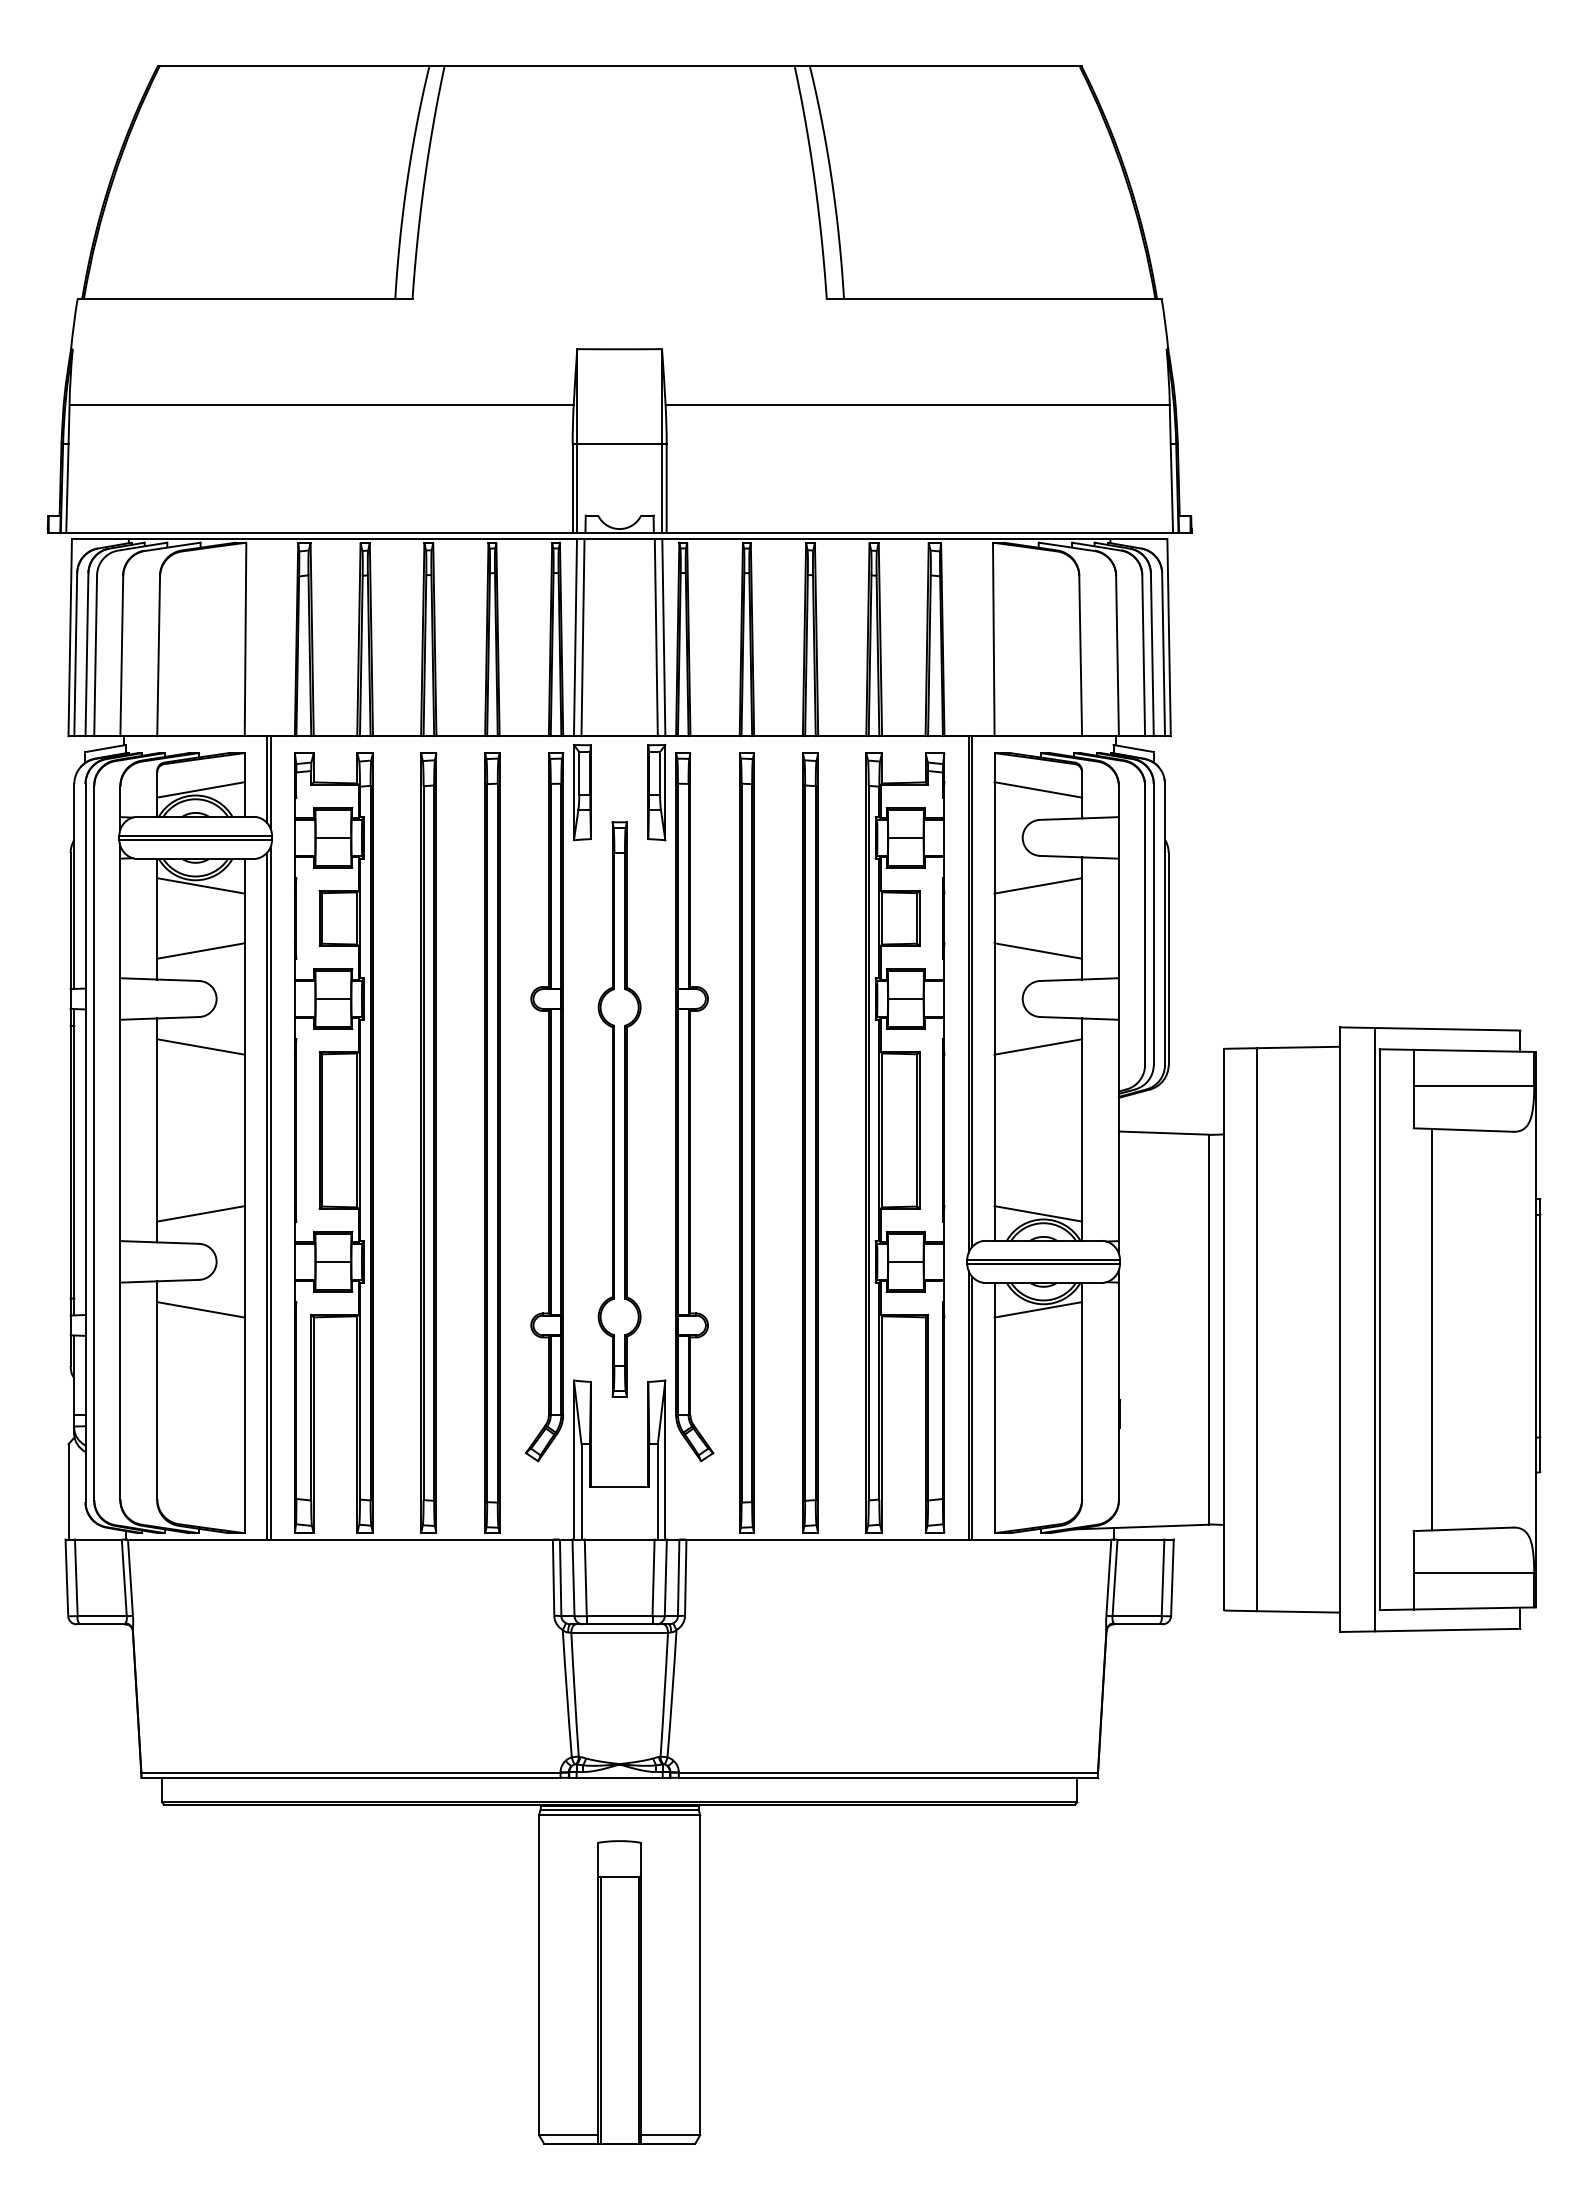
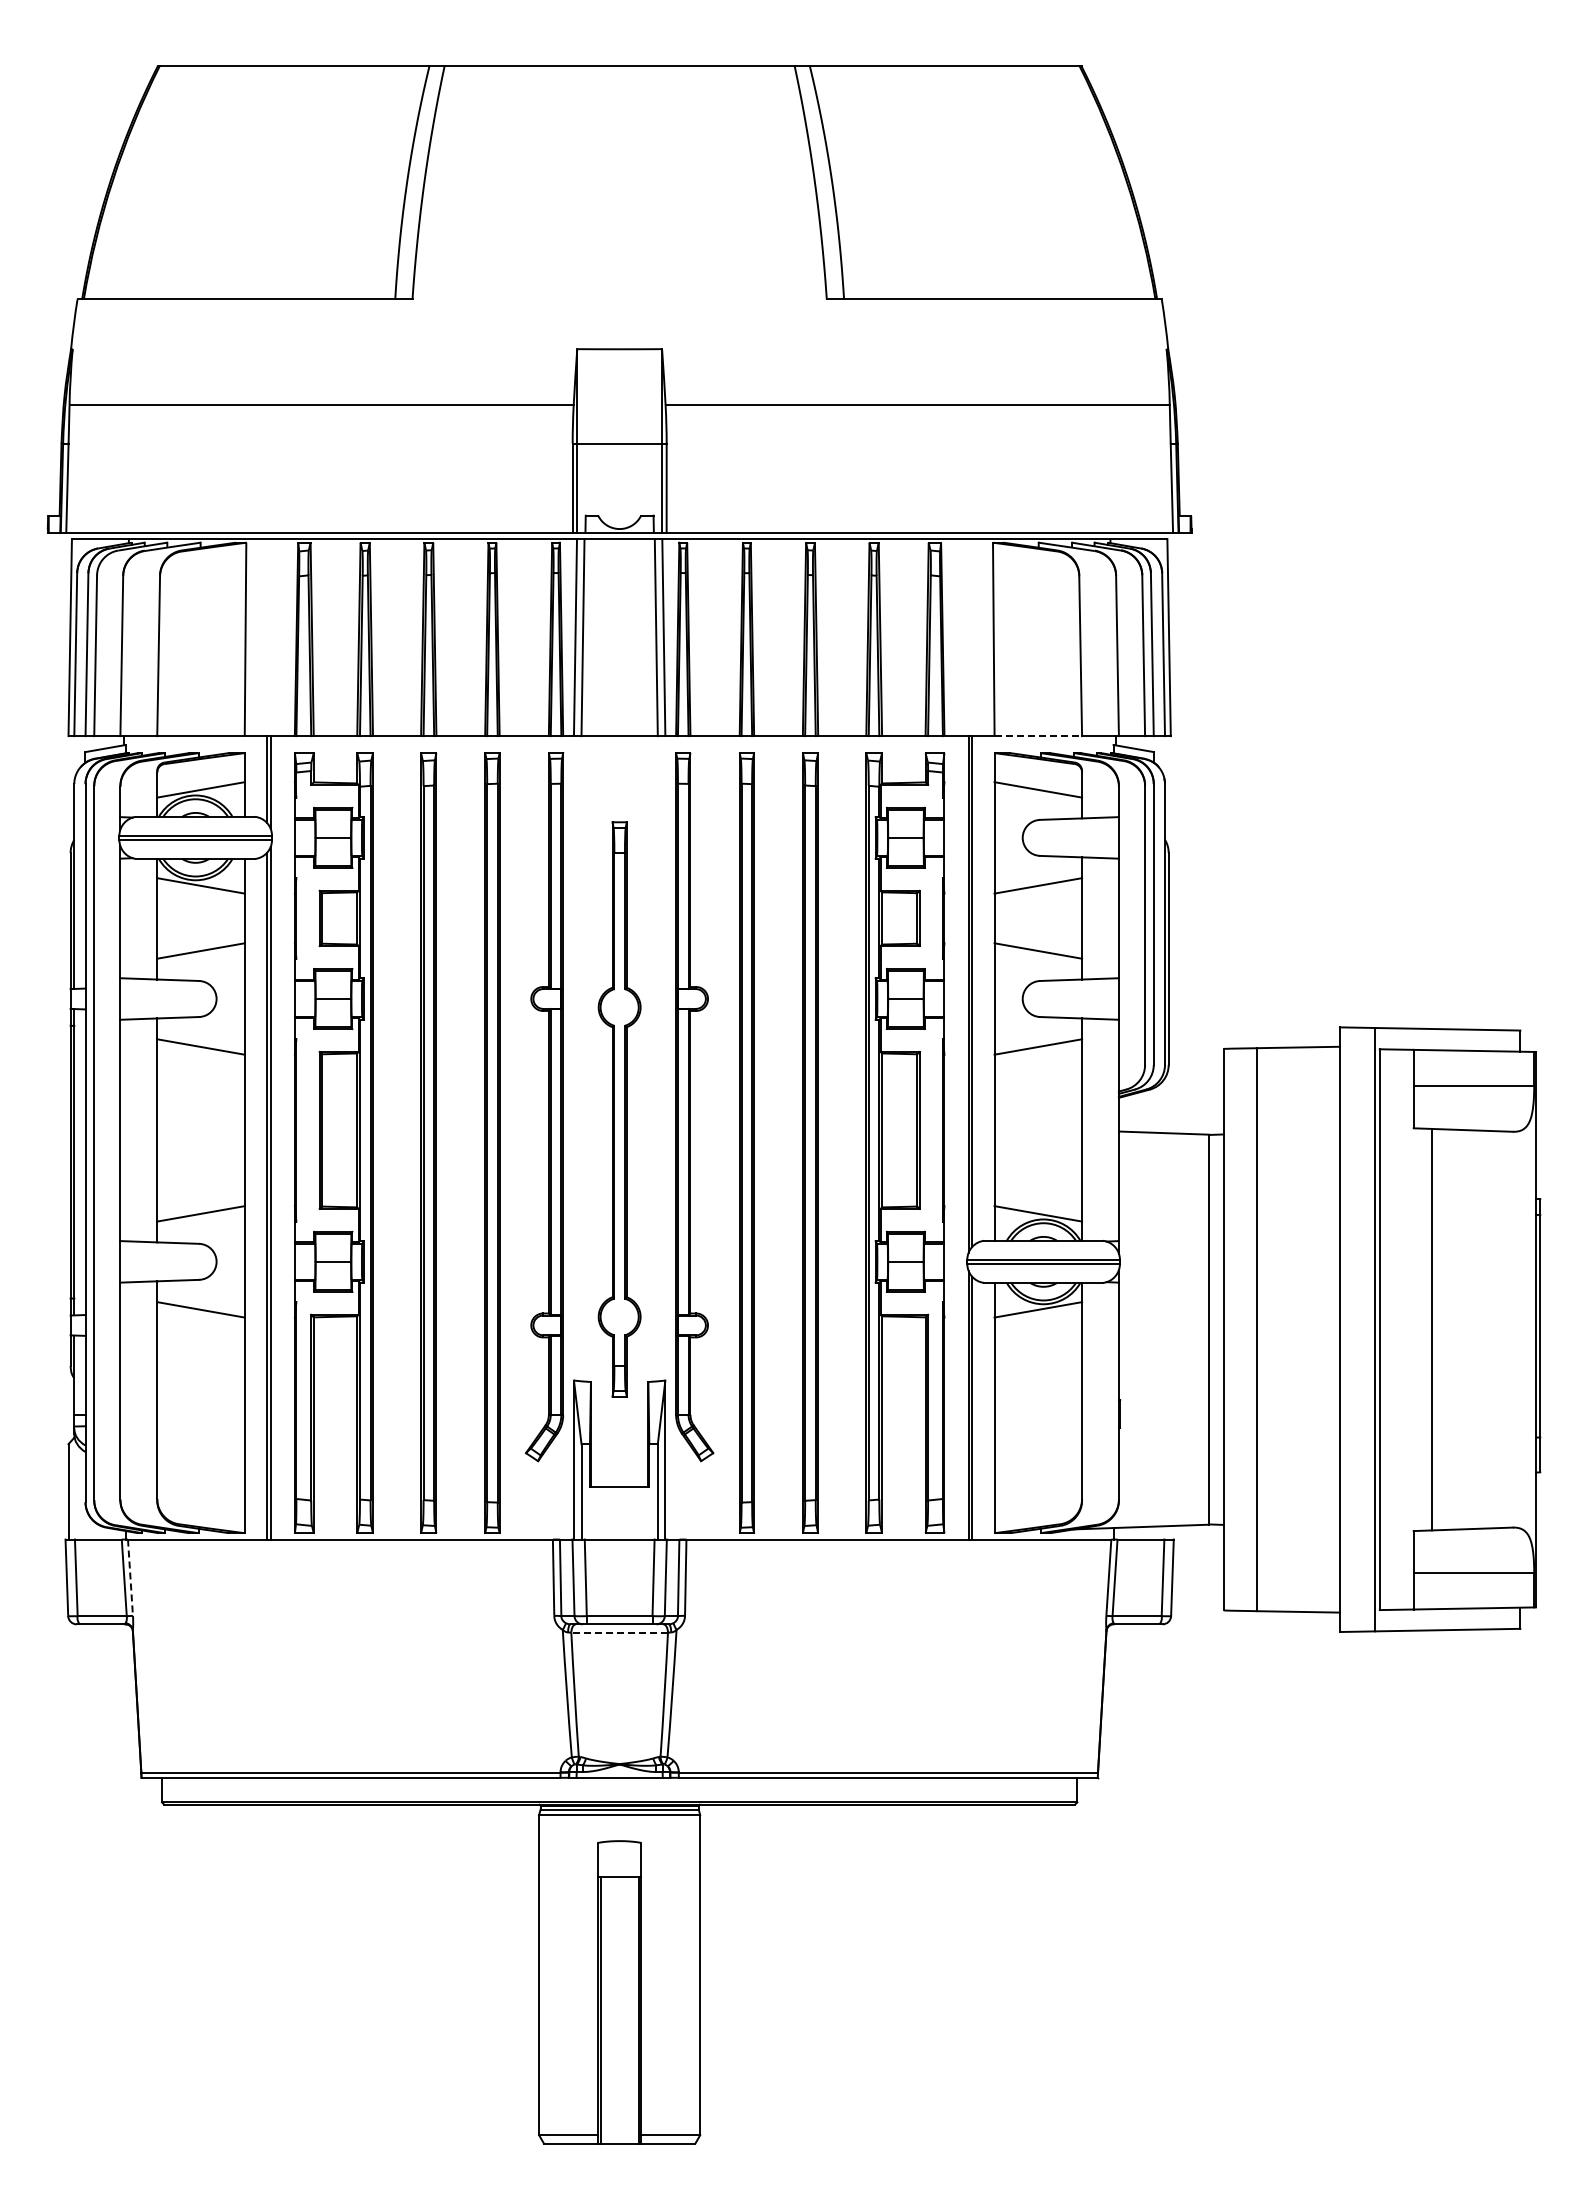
line: solid -> dashed (1038, 736)
part: present -> none (582, 792)
part: present -> none (656, 792)
line: solid -> dashed (130, 1577)
line: solid -> dashed (619, 1632)
